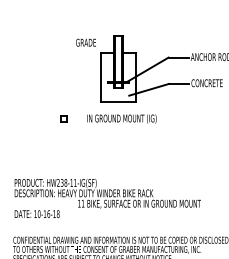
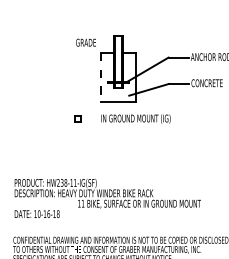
line: solid -> dashed (101, 77)
part position: (108, 118) -> (122, 118) (122, 118)
